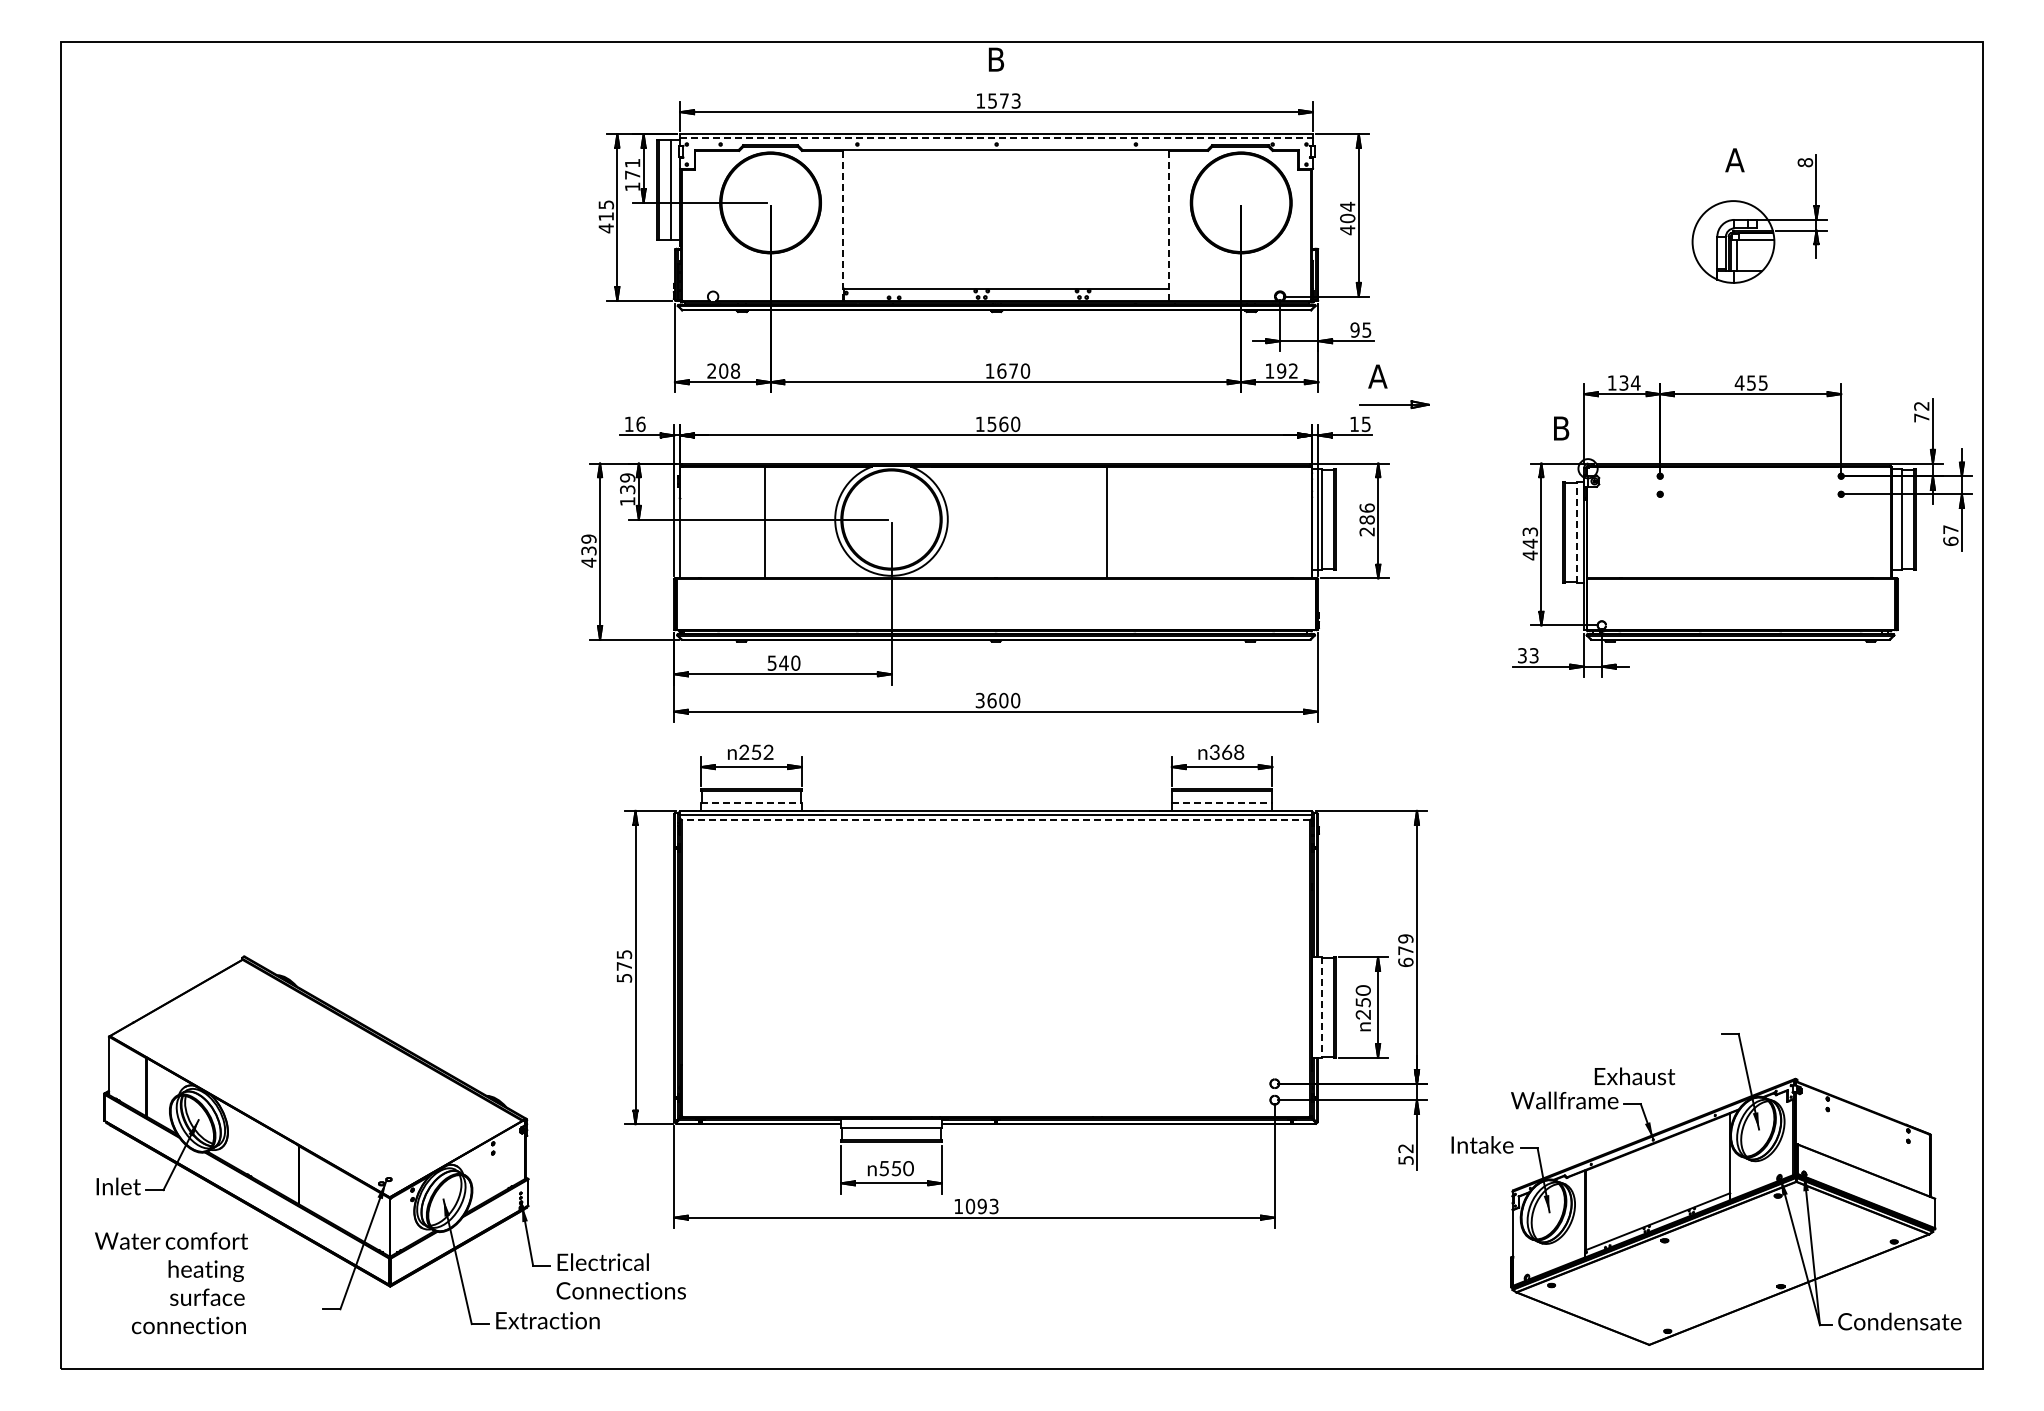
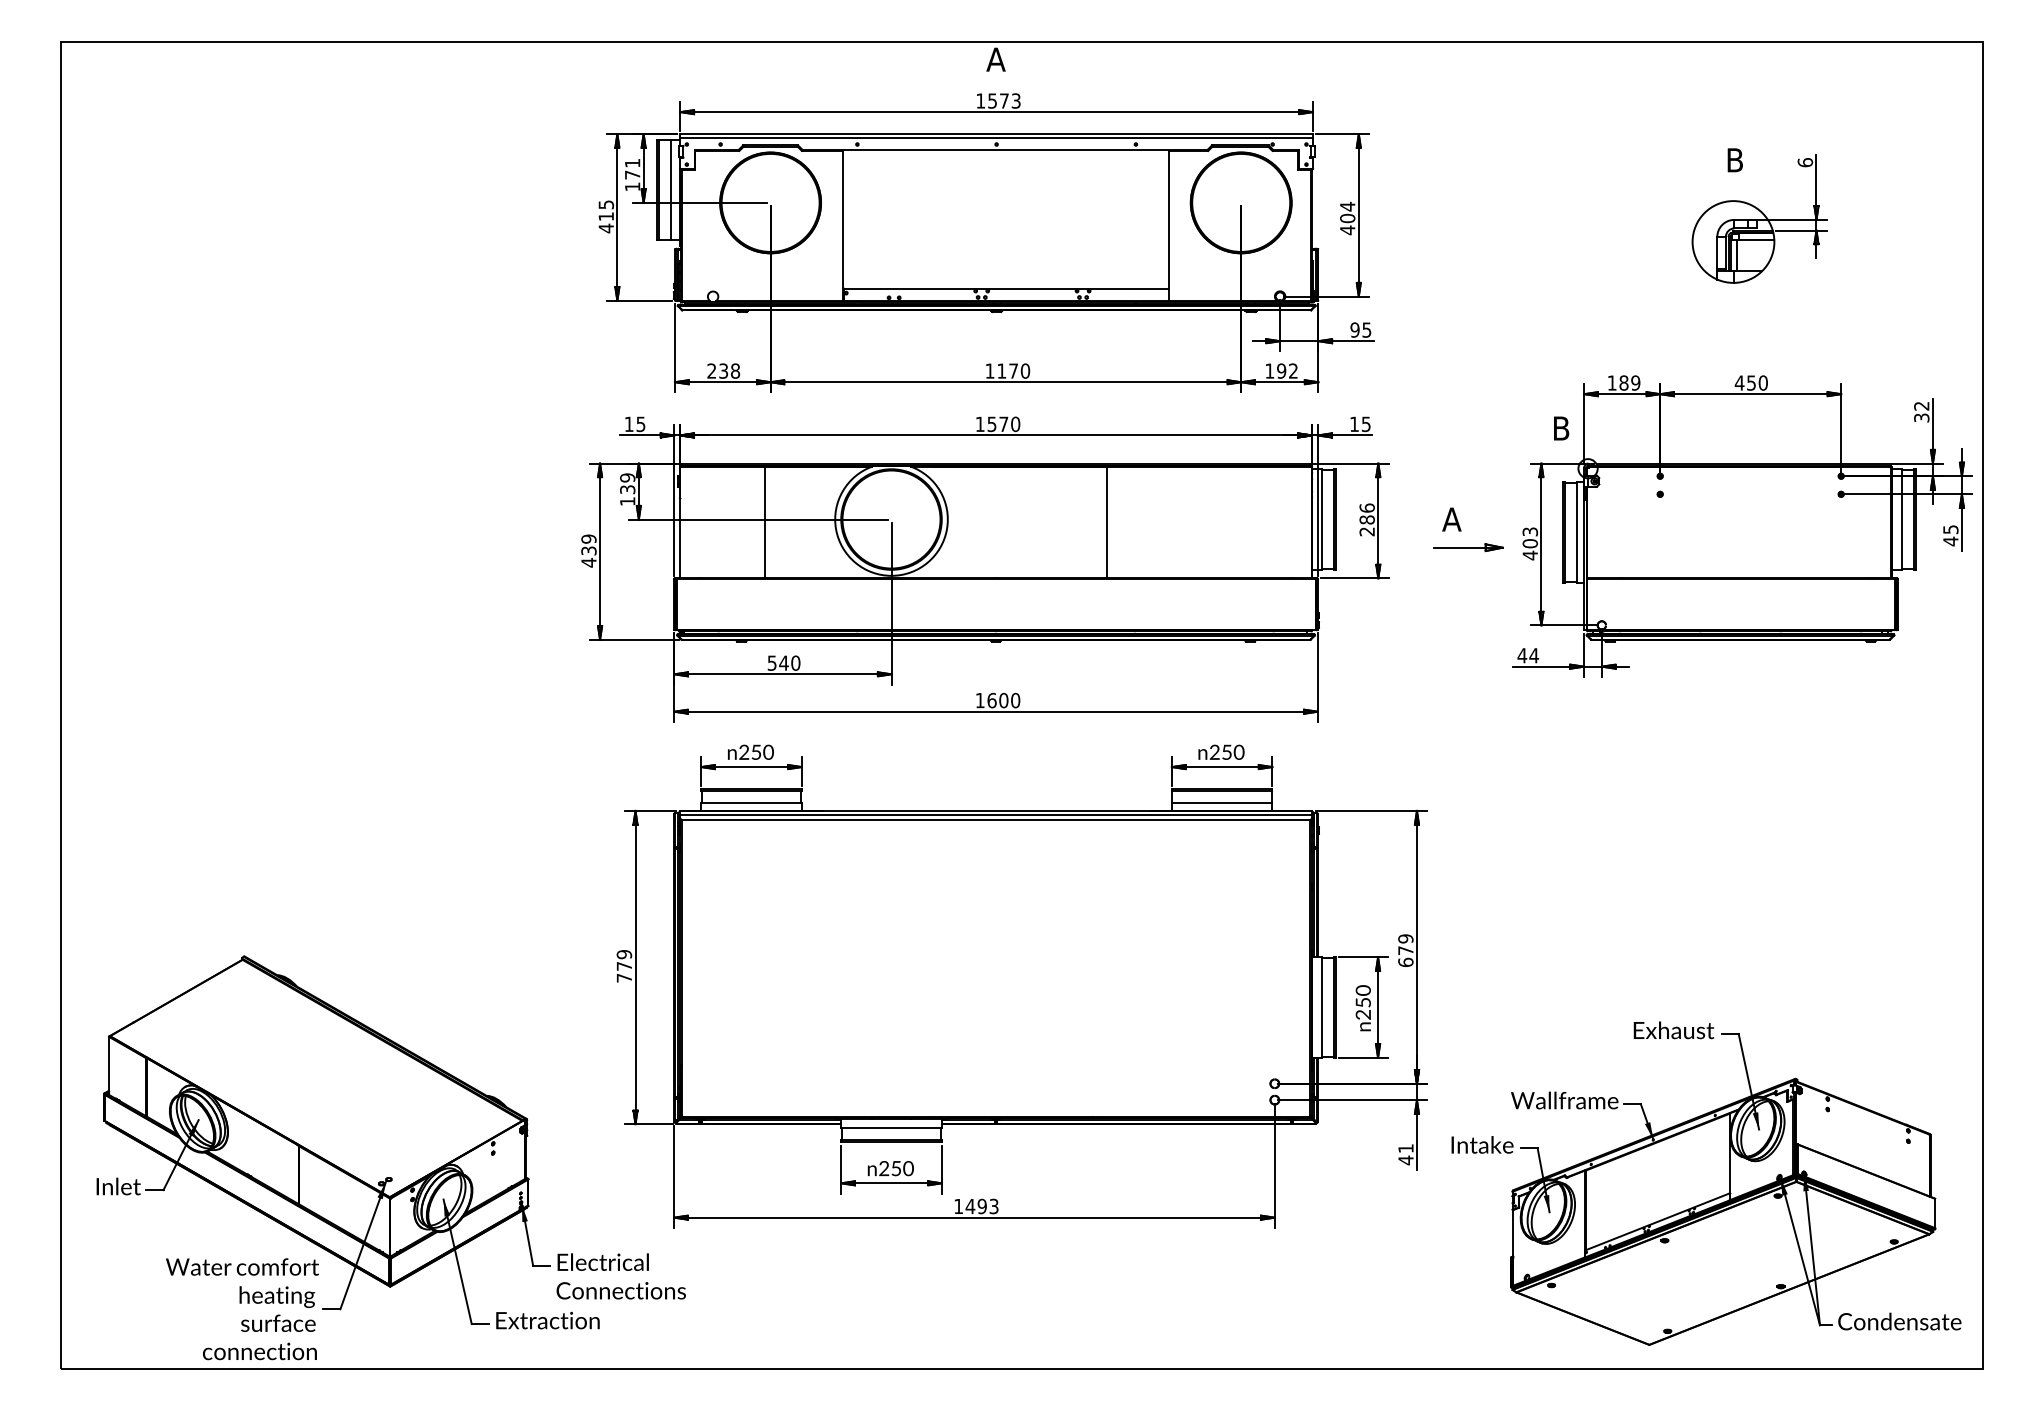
text: B -> A (995, 59)
line: dashed -> solid (997, 138)
text: A -> B (1734, 160)
text: 8 -> 6 (1804, 162)
line: dashed -> solid (1169, 225)
line: dashed -> solid (842, 226)
text: 208 -> 238 (723, 370)
text: 1670 -> 1170 (1001, 370)
text: 134 -> 189 (1629, 382)
text: 455 -> 450 (1762, 382)
part position: (1387, 387) -> (1461, 530) (1461, 530)
text: 72 -> 32 (1921, 417)
text: 16 -> 15 (640, 424)
text: 1560 -> 1570 (1003, 424)
line: dashed -> solid (1576, 531)
text: 67 -> 45 (1950, 535)
text: 443 -> 403 (1530, 543)
text: 33 -> 44 (1528, 655)
text: 3600 -> 1600 (979, 700)
text: 368 -> 250 (1226, 751)
text: 252 -> 250 (768, 752)
line: dashed -> solid (752, 803)
line: dashed -> solid (1222, 803)
line: dashed -> solid (995, 820)
text: 575 -> 779 (624, 966)
line: dashed -> solid (1321, 1008)
text position: (1634, 1076) -> (1673, 1030) (1673, 1030)
text: 52 -> 41 (1405, 1154)
text: 550 -> 250 (884, 1168)
text: 1093 -> 1493 (970, 1206)
text position: (171, 1283) -> (242, 1309) (242, 1309)
